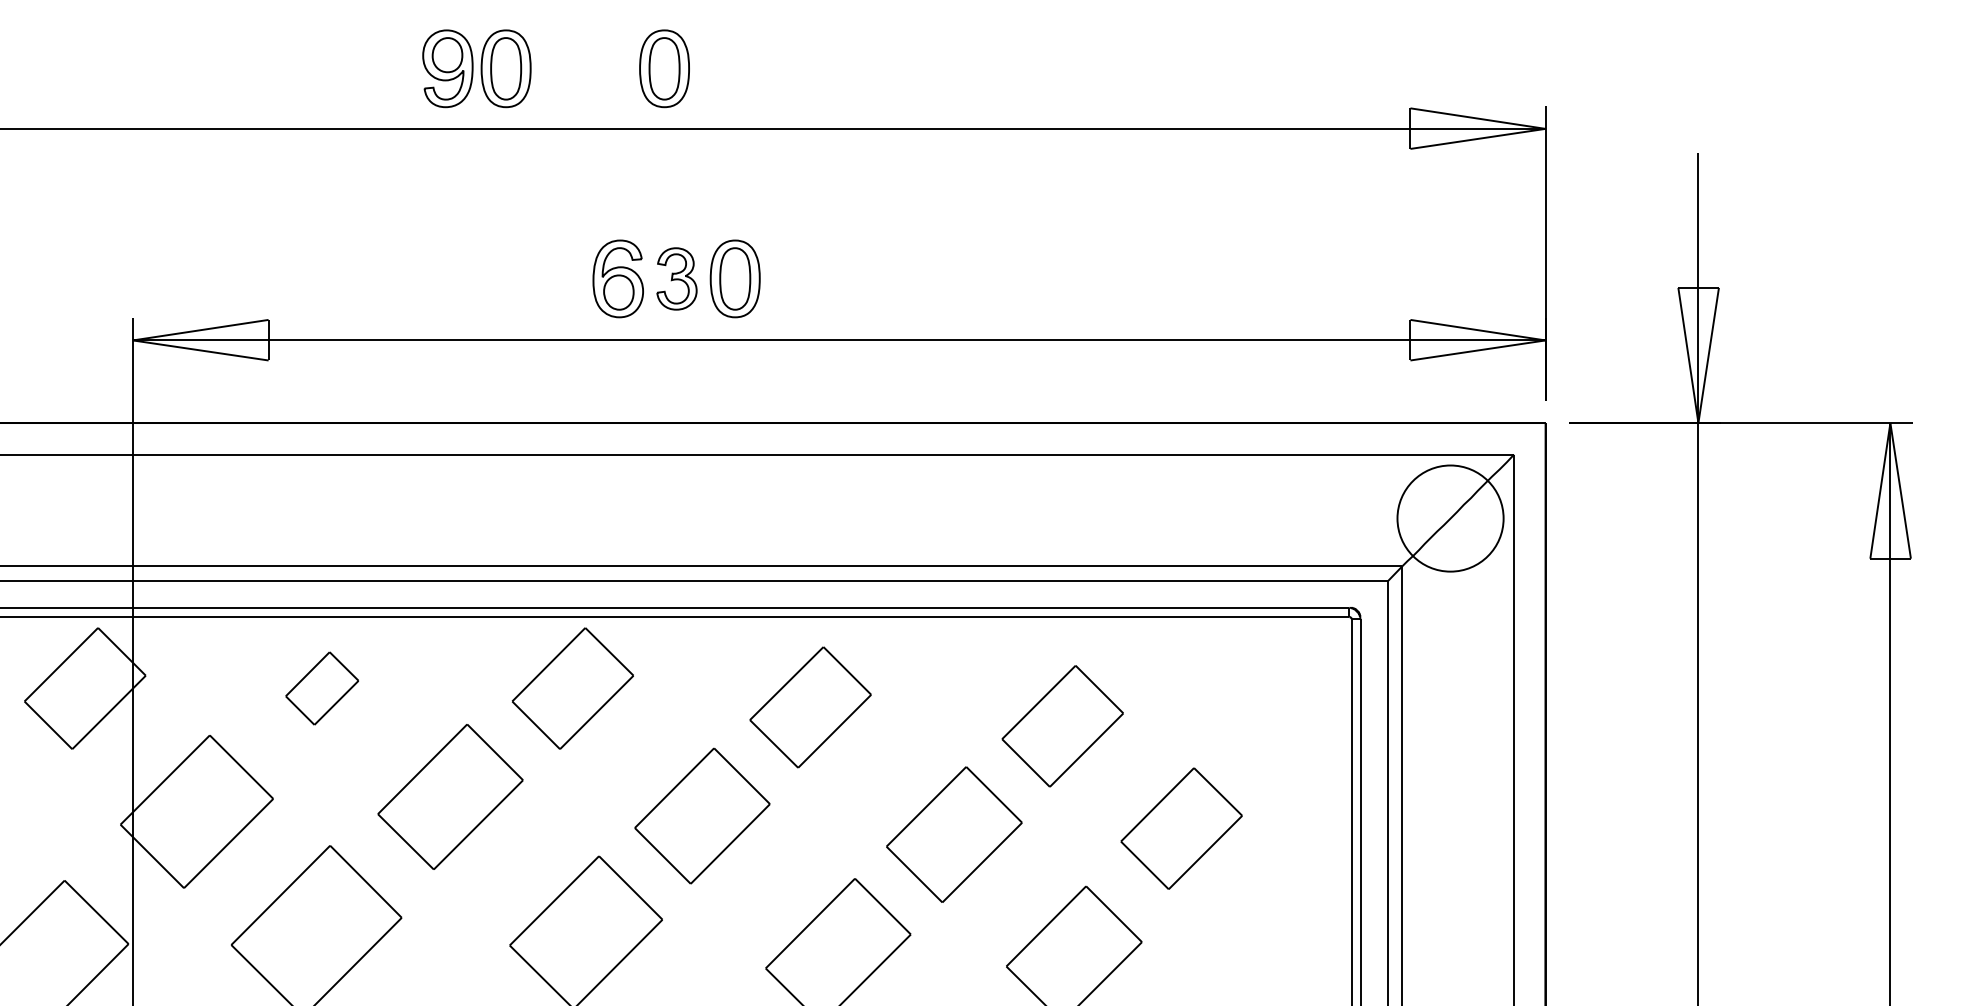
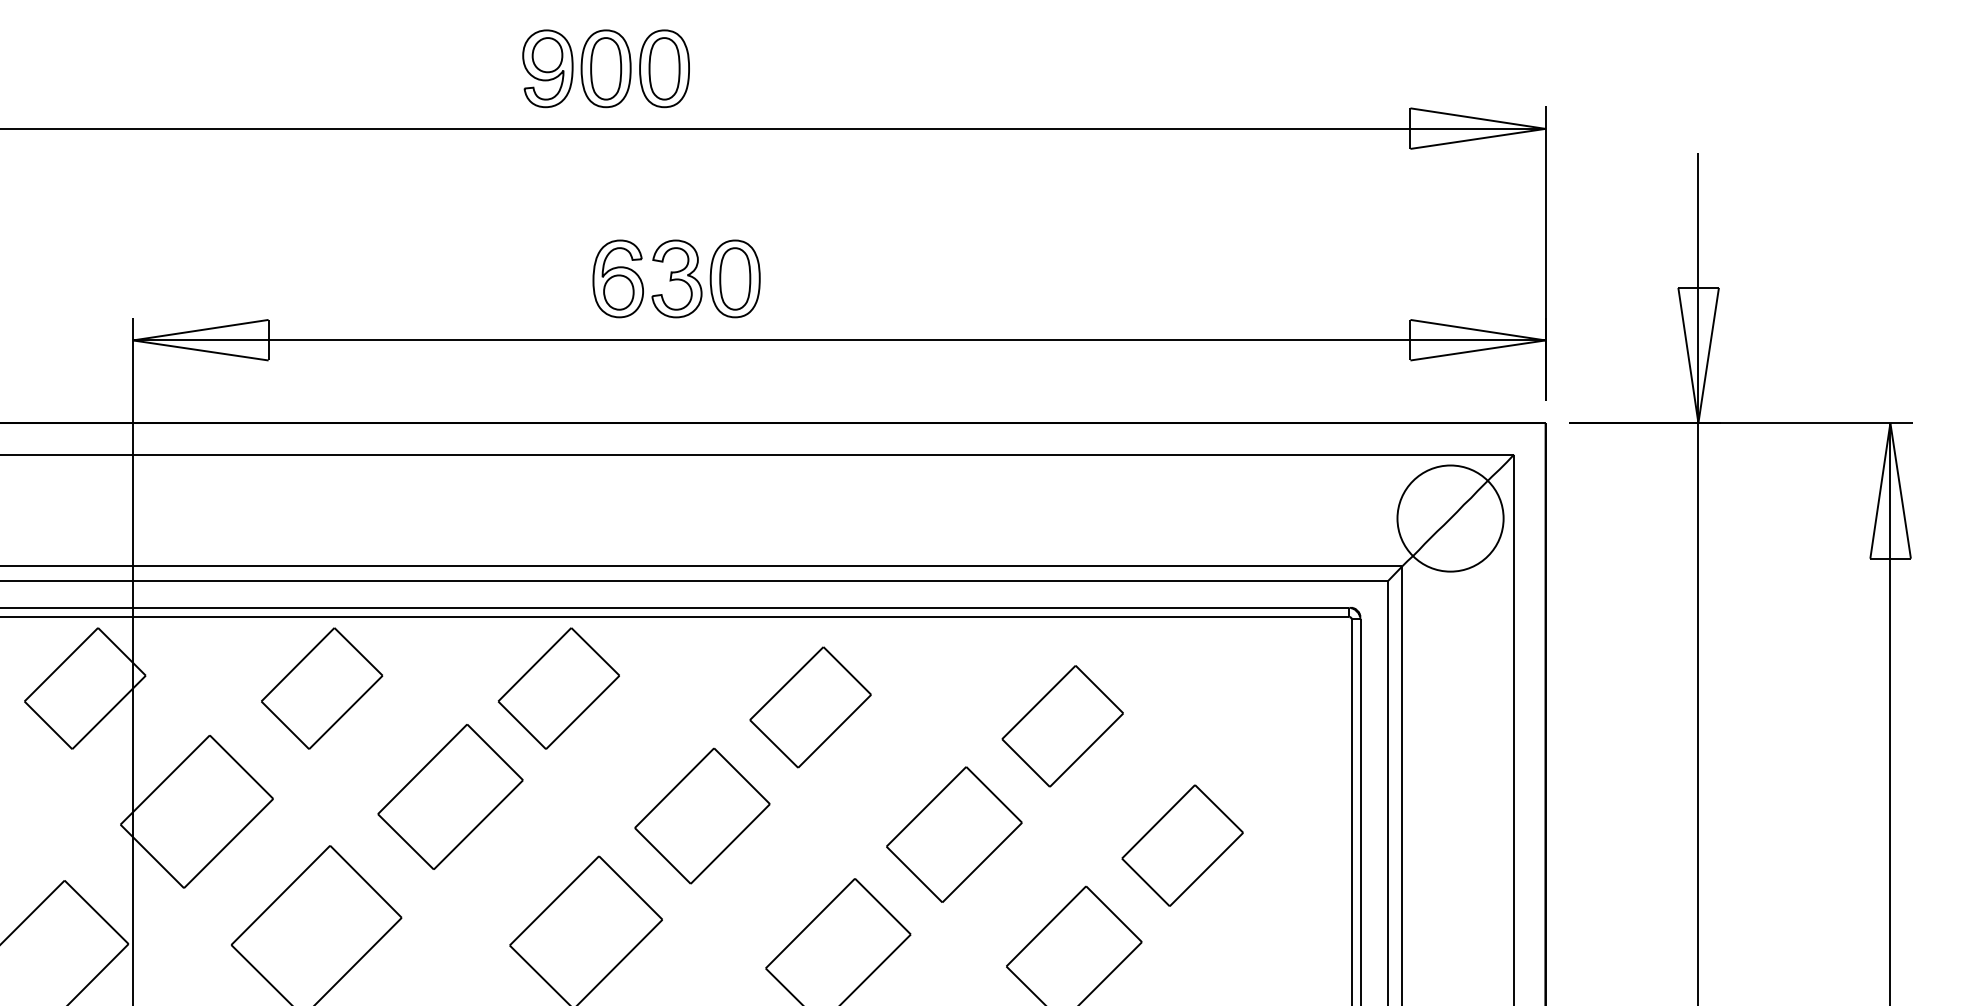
part position: (476, 68) -> (576, 68) (576, 68)
part size: 42x64 px -> 52x80 px (676, 278)
part size: 74x75 px -> 123x123 px (322, 688)
part position: (572, 688) -> (558, 688) (558, 688)
part position: (1181, 828) -> (1182, 845) (1182, 845)
